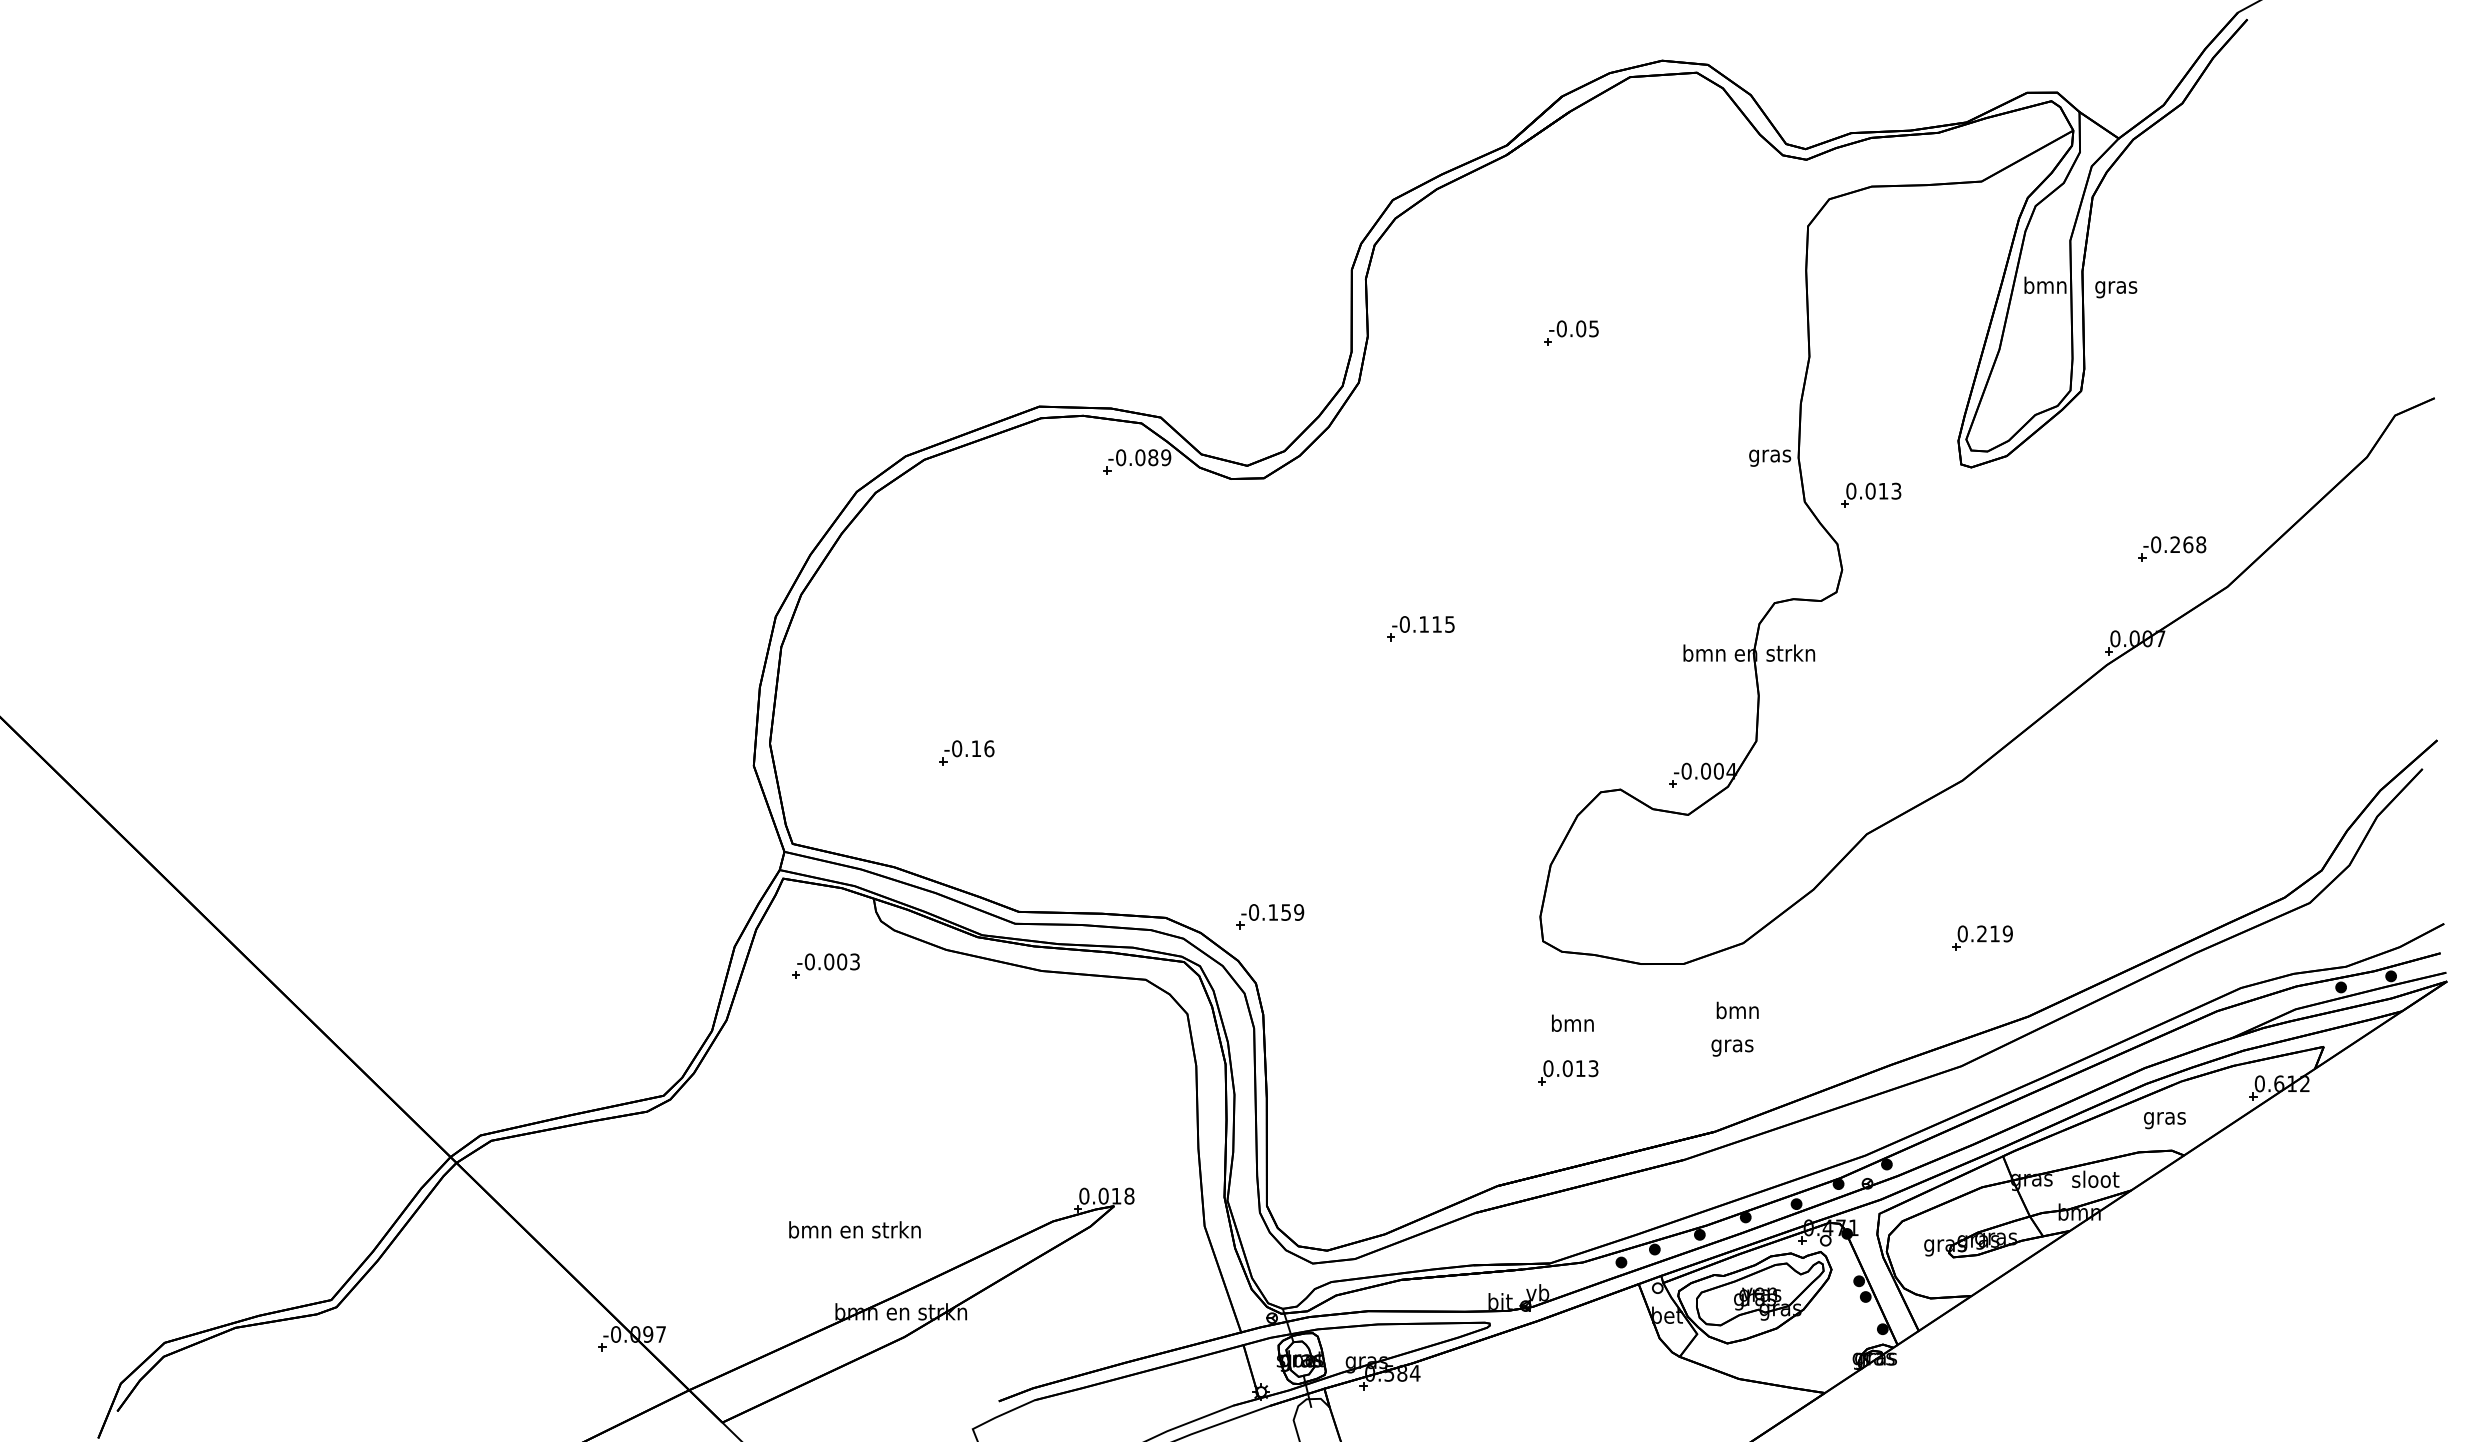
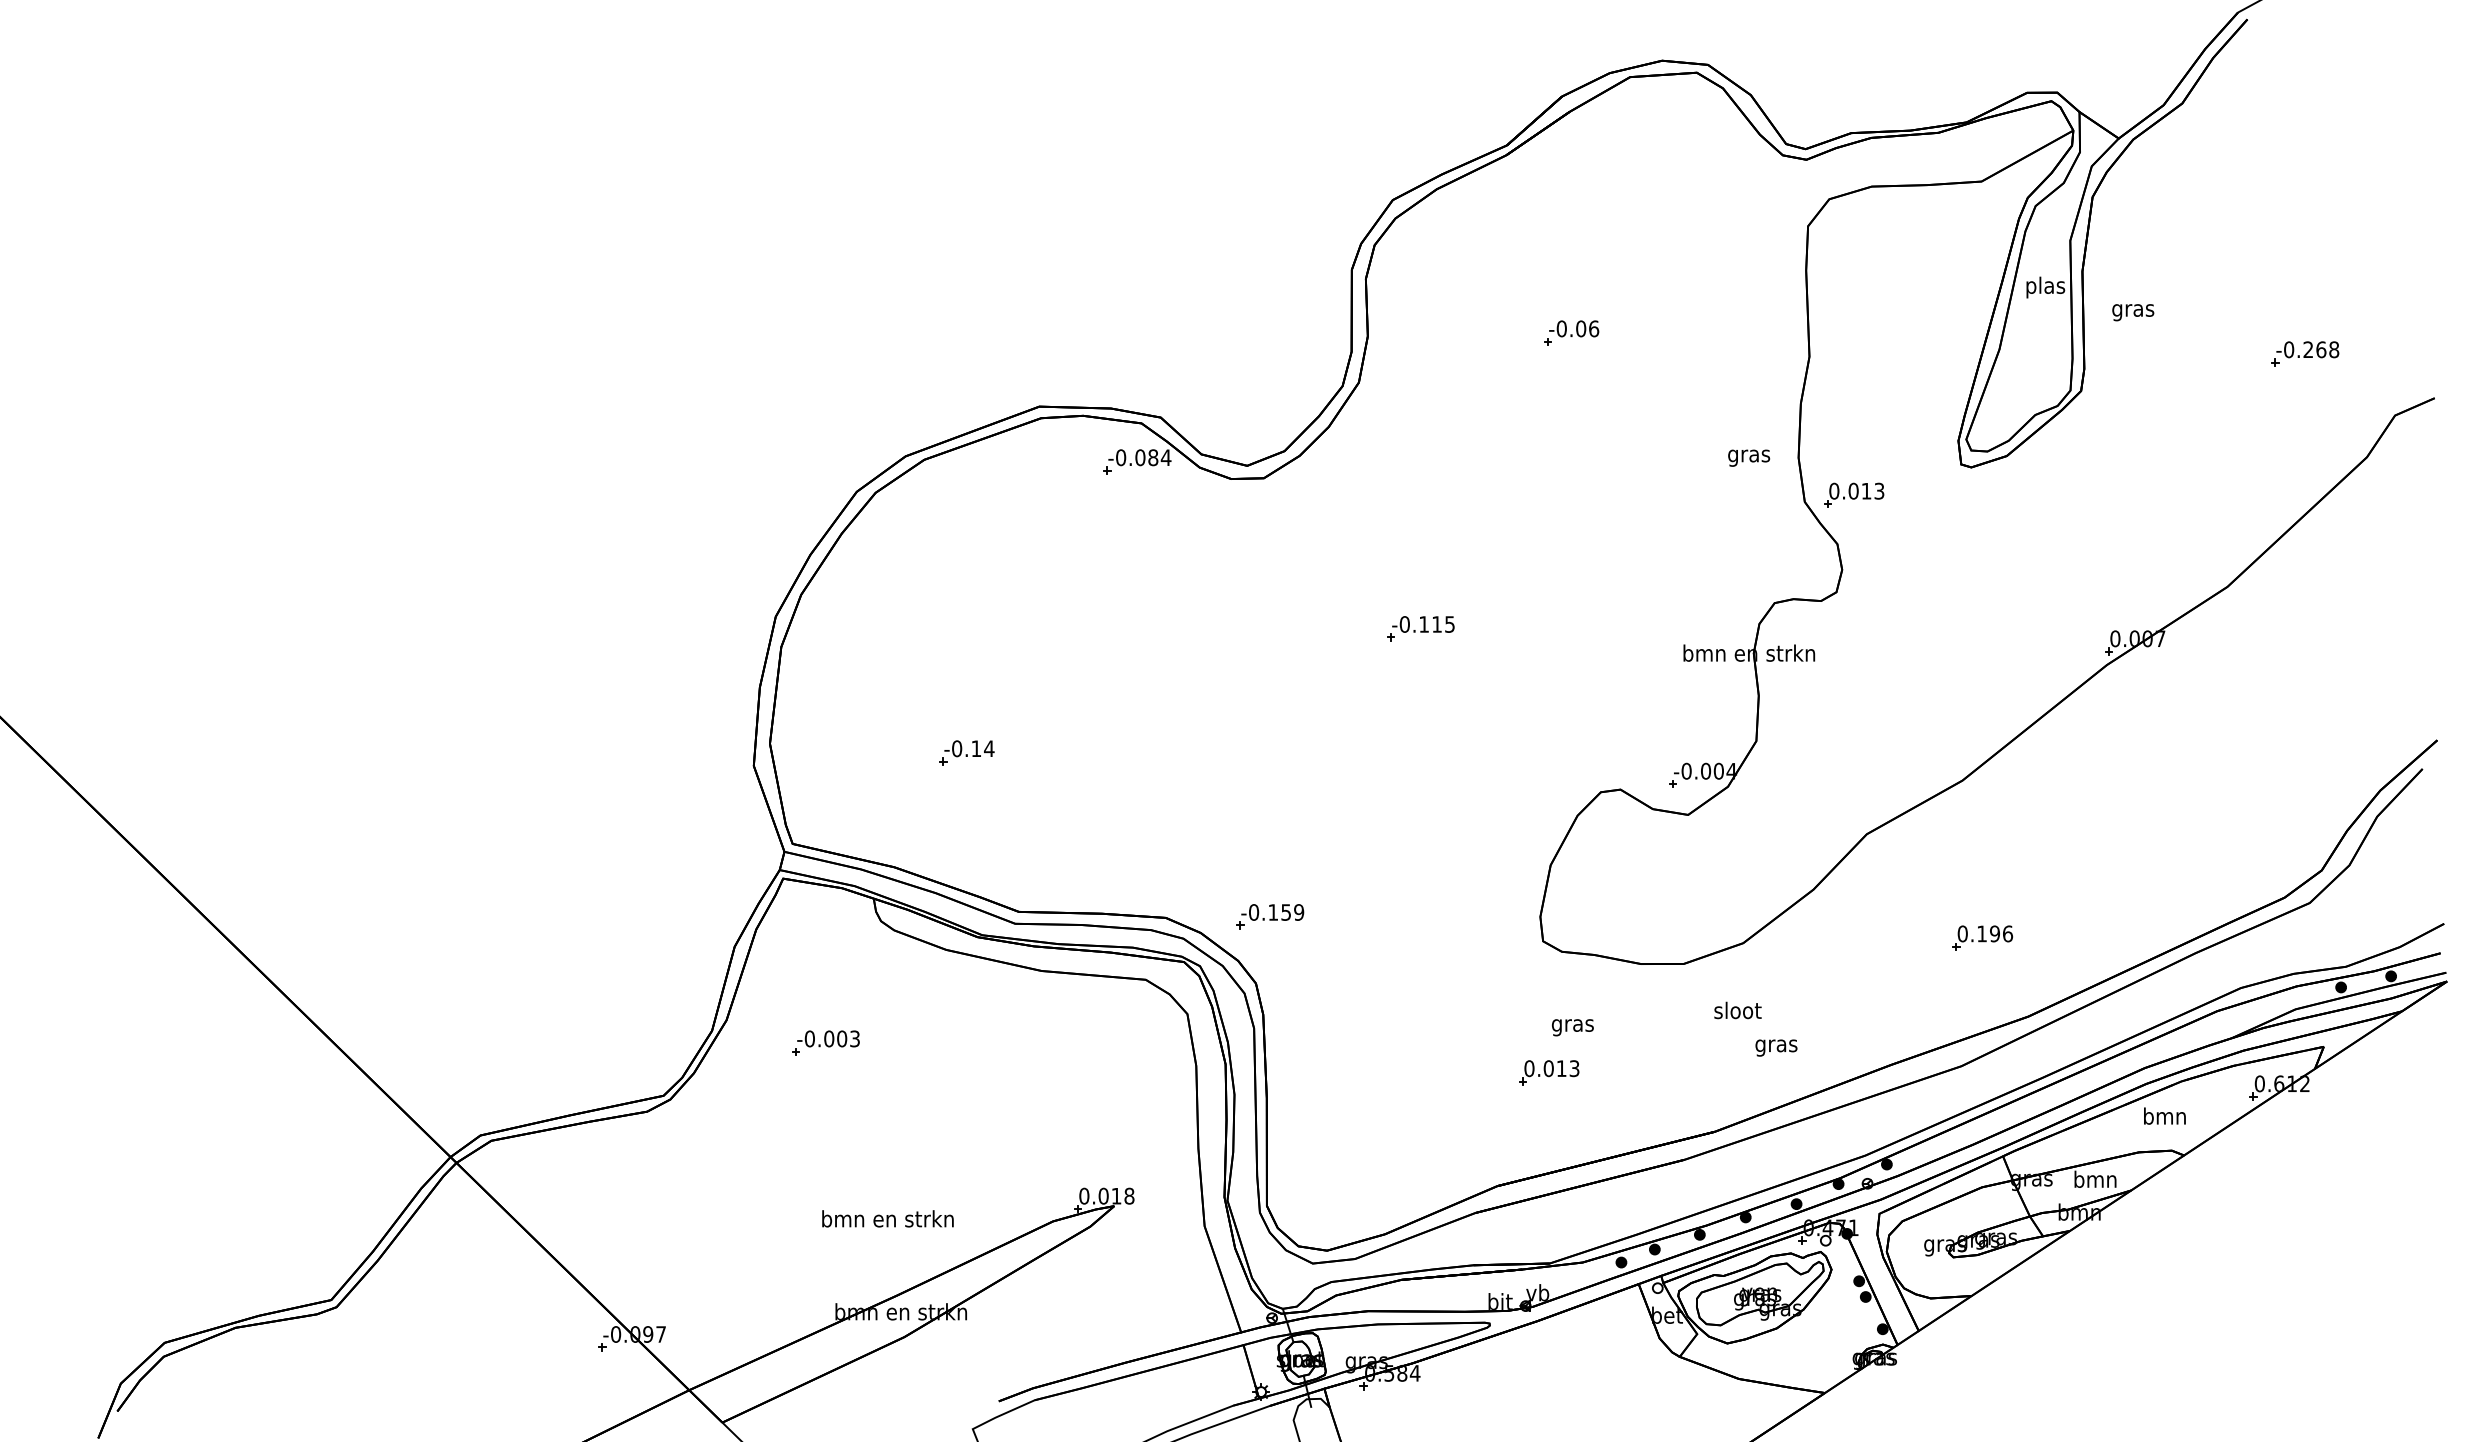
text: bmn -> plas (2045, 287)
text position: (2116, 289) -> (2133, 312) (2133, 312)
text: -0.05 -> -0.06 (1594, 328)
text: -0.089 -> -0.084 (1165, 457)
text position: (1770, 457) -> (1749, 457) (1749, 457)
part position: (1871, 494) -> (1854, 494) (1854, 494)
part position: (2172, 548) -> (2305, 353) (2305, 353)
text: -0.16 -> -0.14 (989, 748)
text: 0.219 -> 0.196 (1995, 933)
part position: (825, 965) -> (825, 1042) (825, 1042)
text: bmn -> sloot (1737, 1010)
text: bmn -> gras (1572, 1025)
text position: (1732, 1047) -> (1776, 1047) (1776, 1047)
part position: (1568, 1072) -> (1549, 1072) (1549, 1072)
text: gras -> bmn (2164, 1118)
text: sloot -> bmn (2095, 1178)
text position: (854, 1229) -> (887, 1218) (887, 1218)
